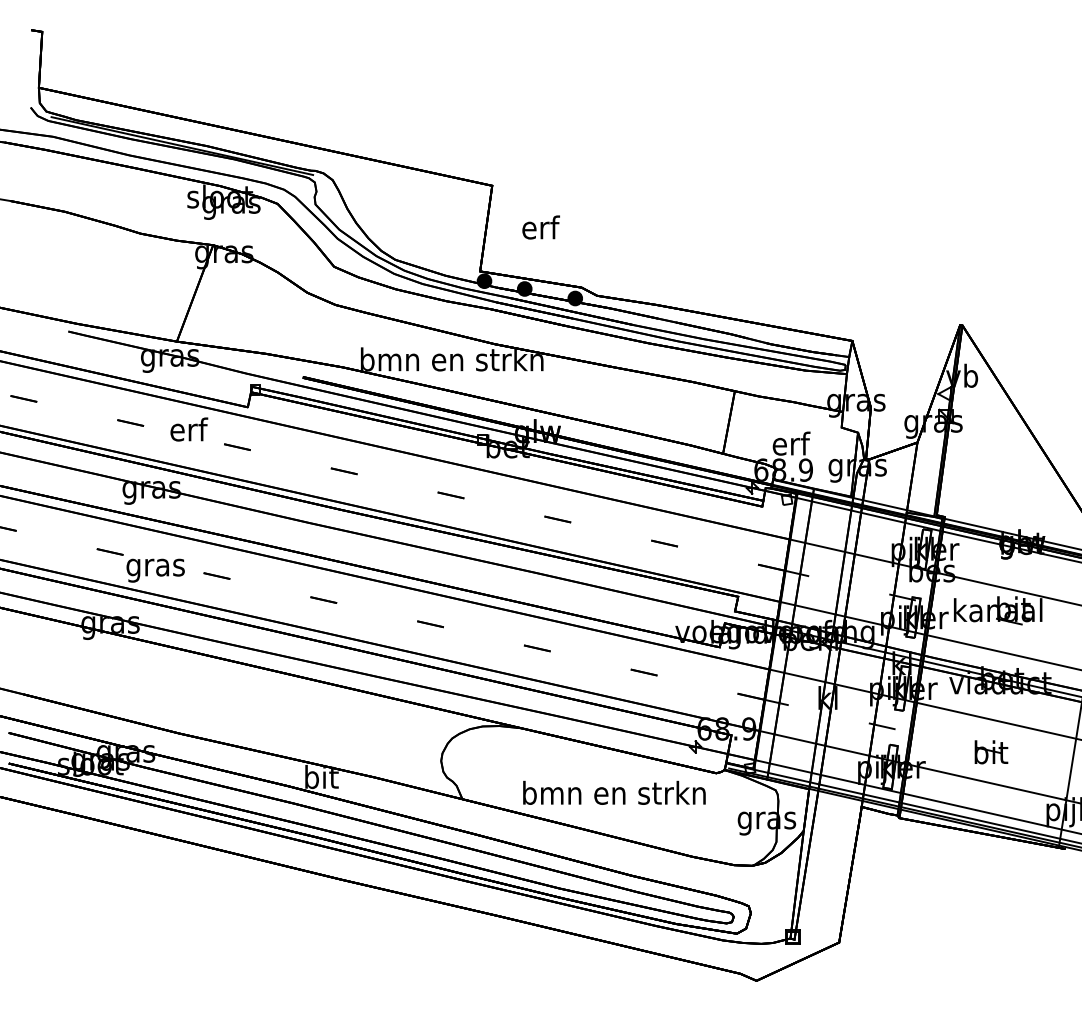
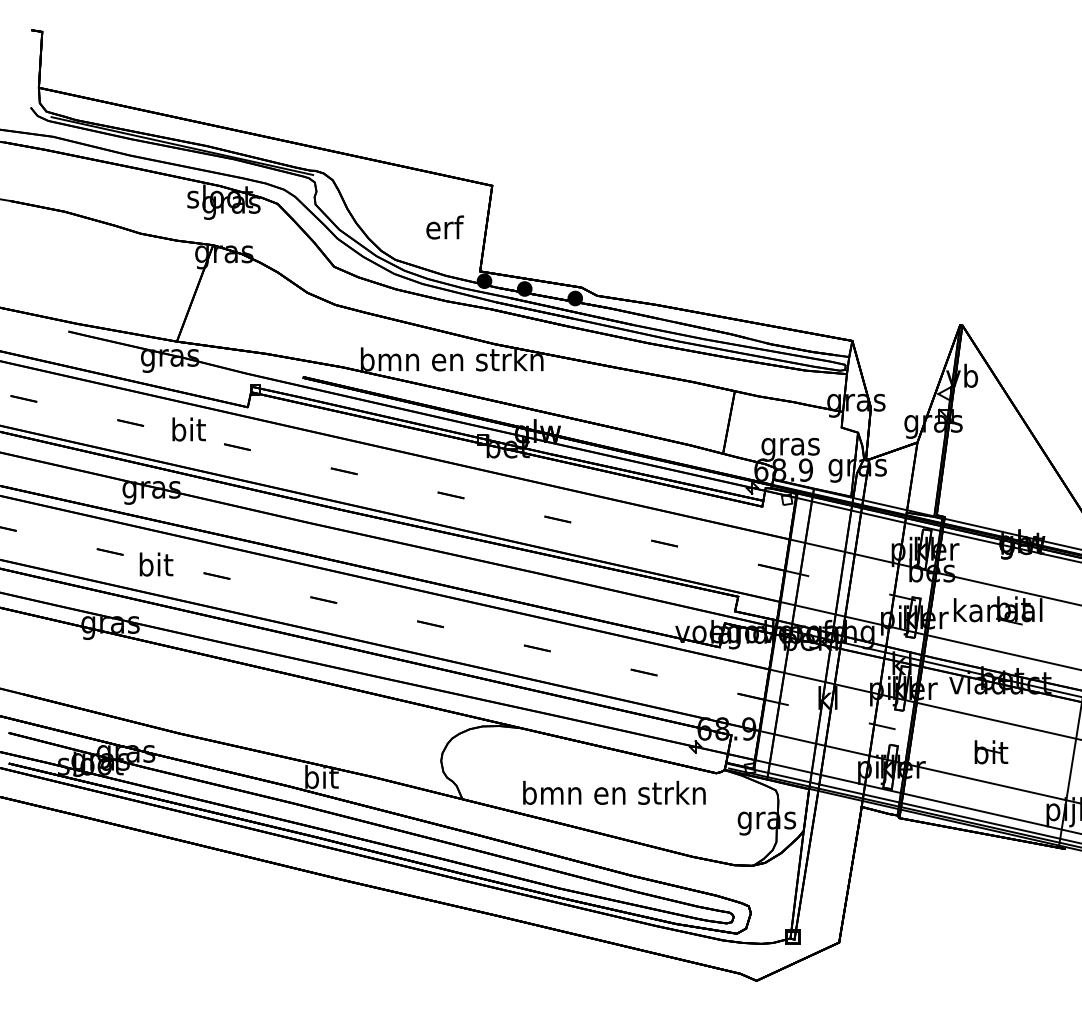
text position: (540, 227) -> (444, 227) (444, 227)
text: erf -> bit (189, 429)
text: erf -> gras (790, 446)
text: gras -> bit (155, 567)
